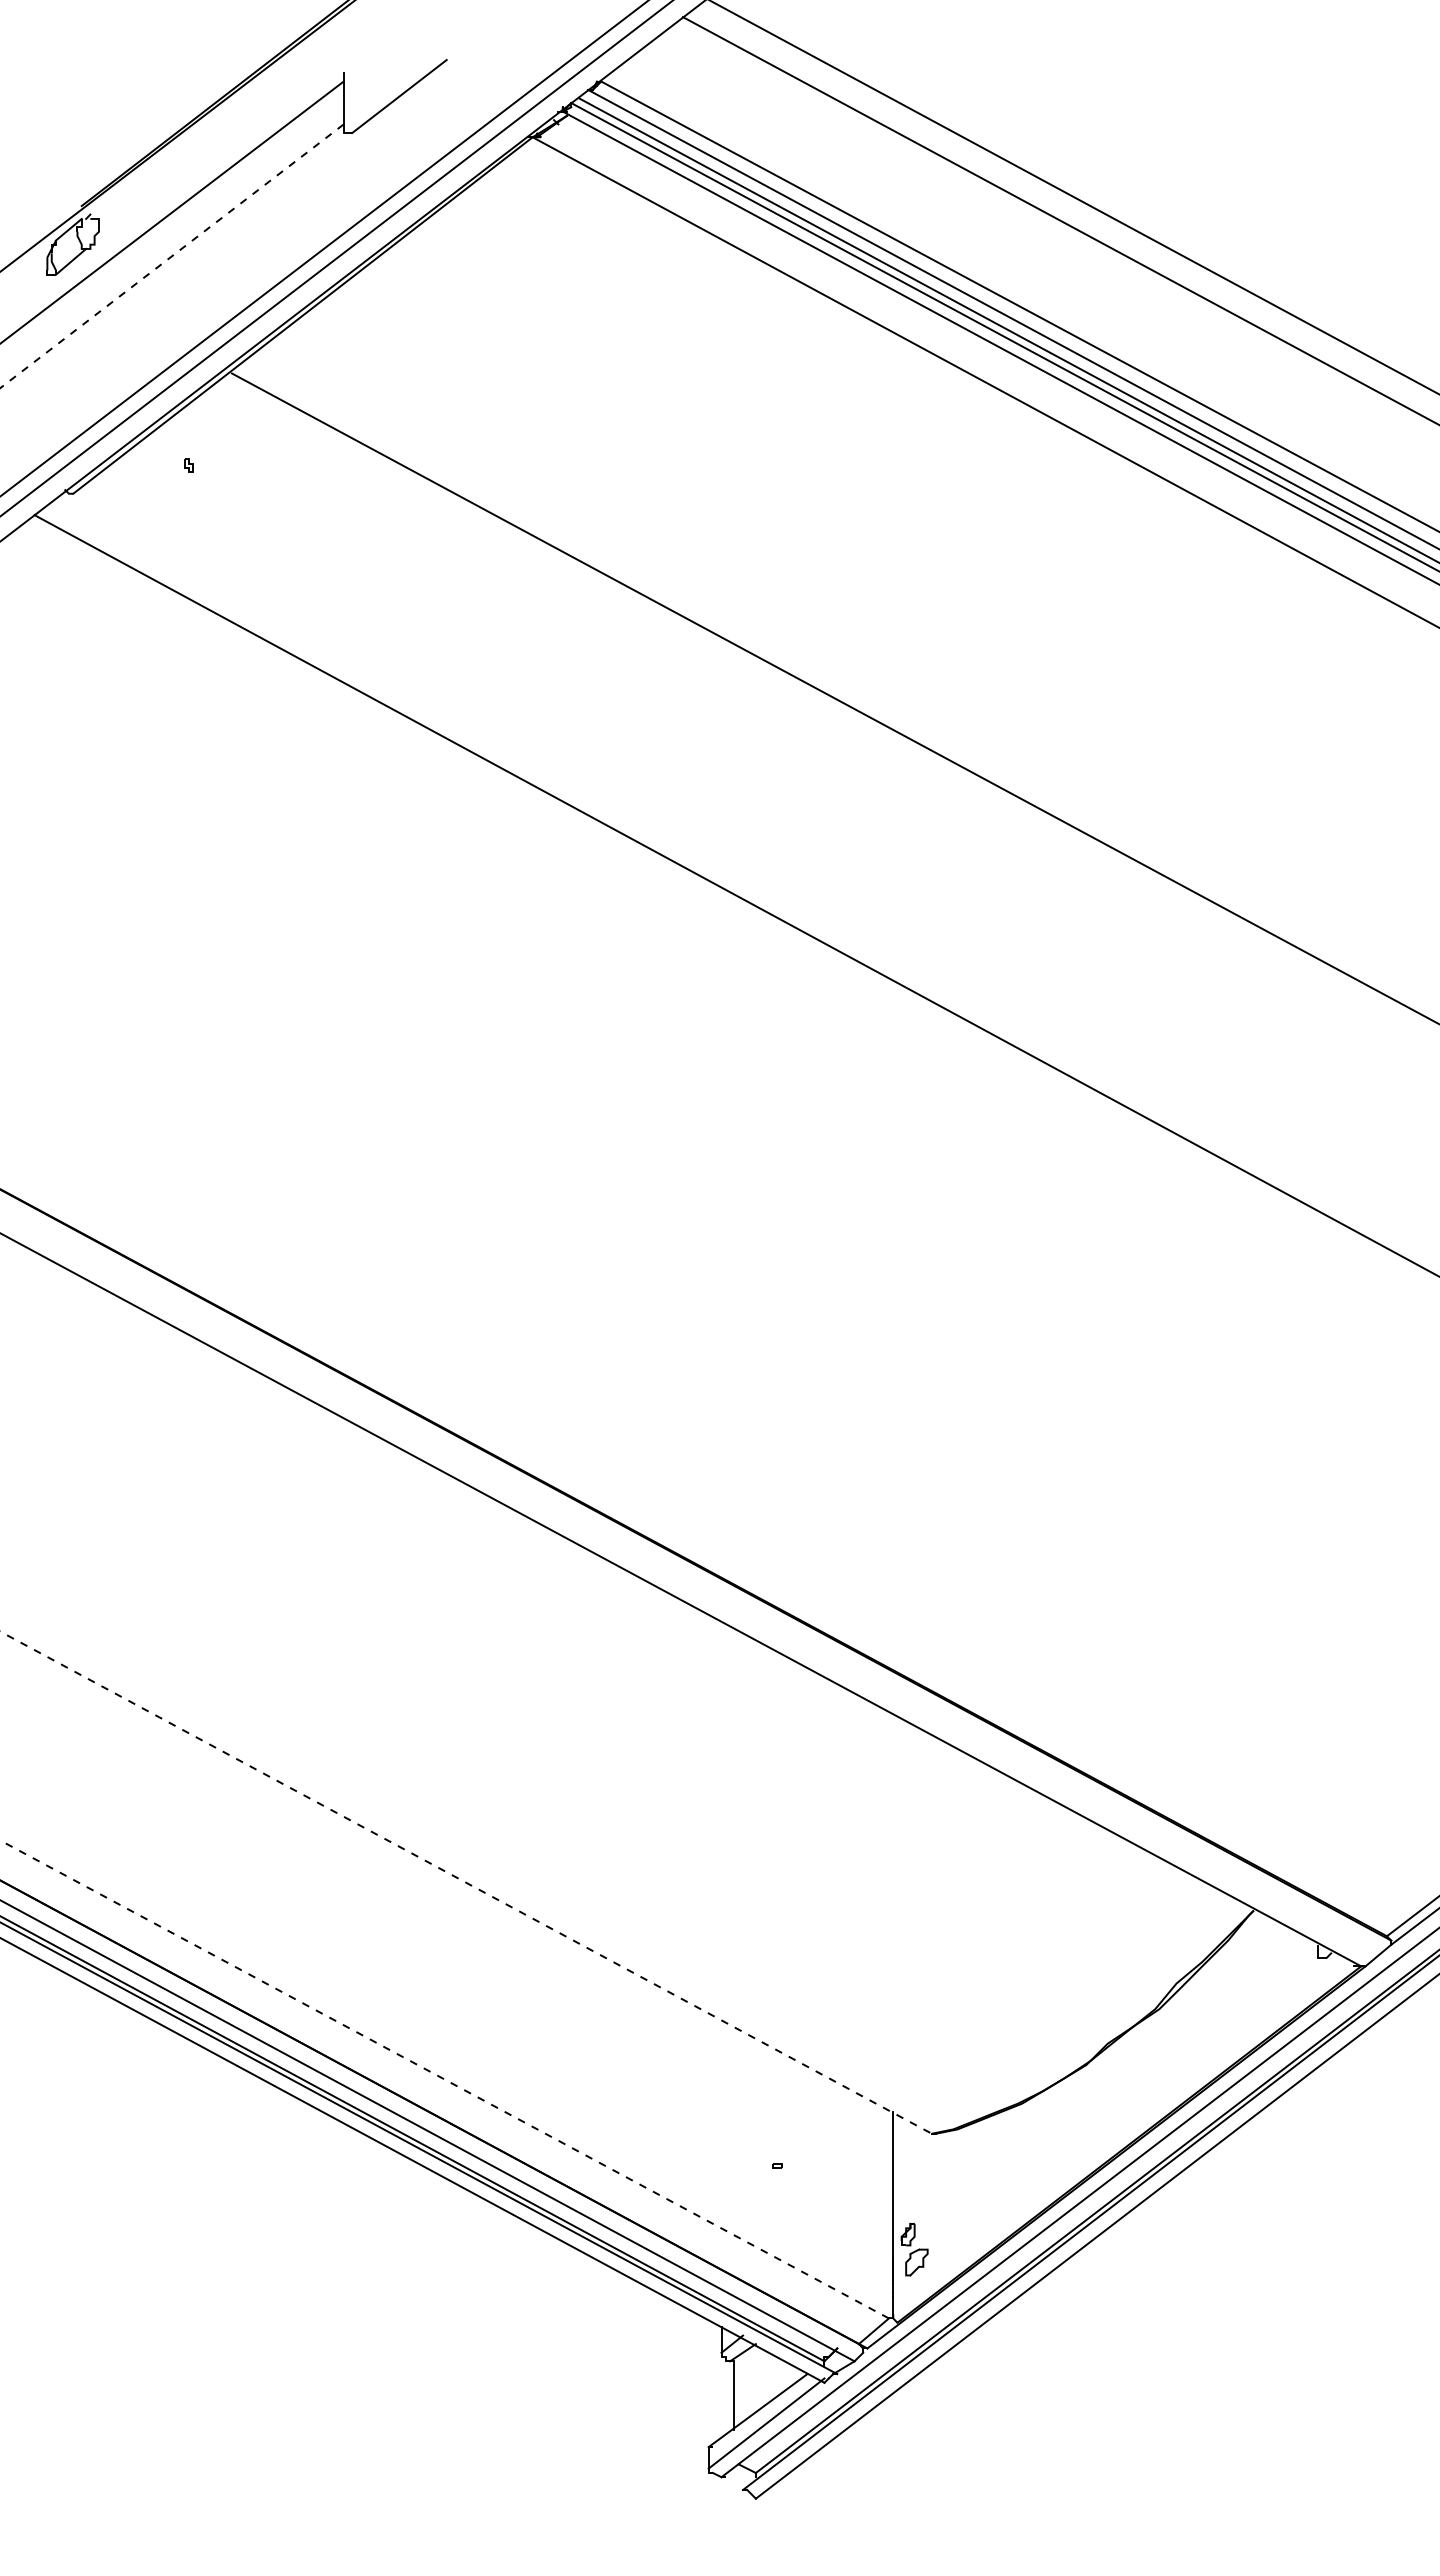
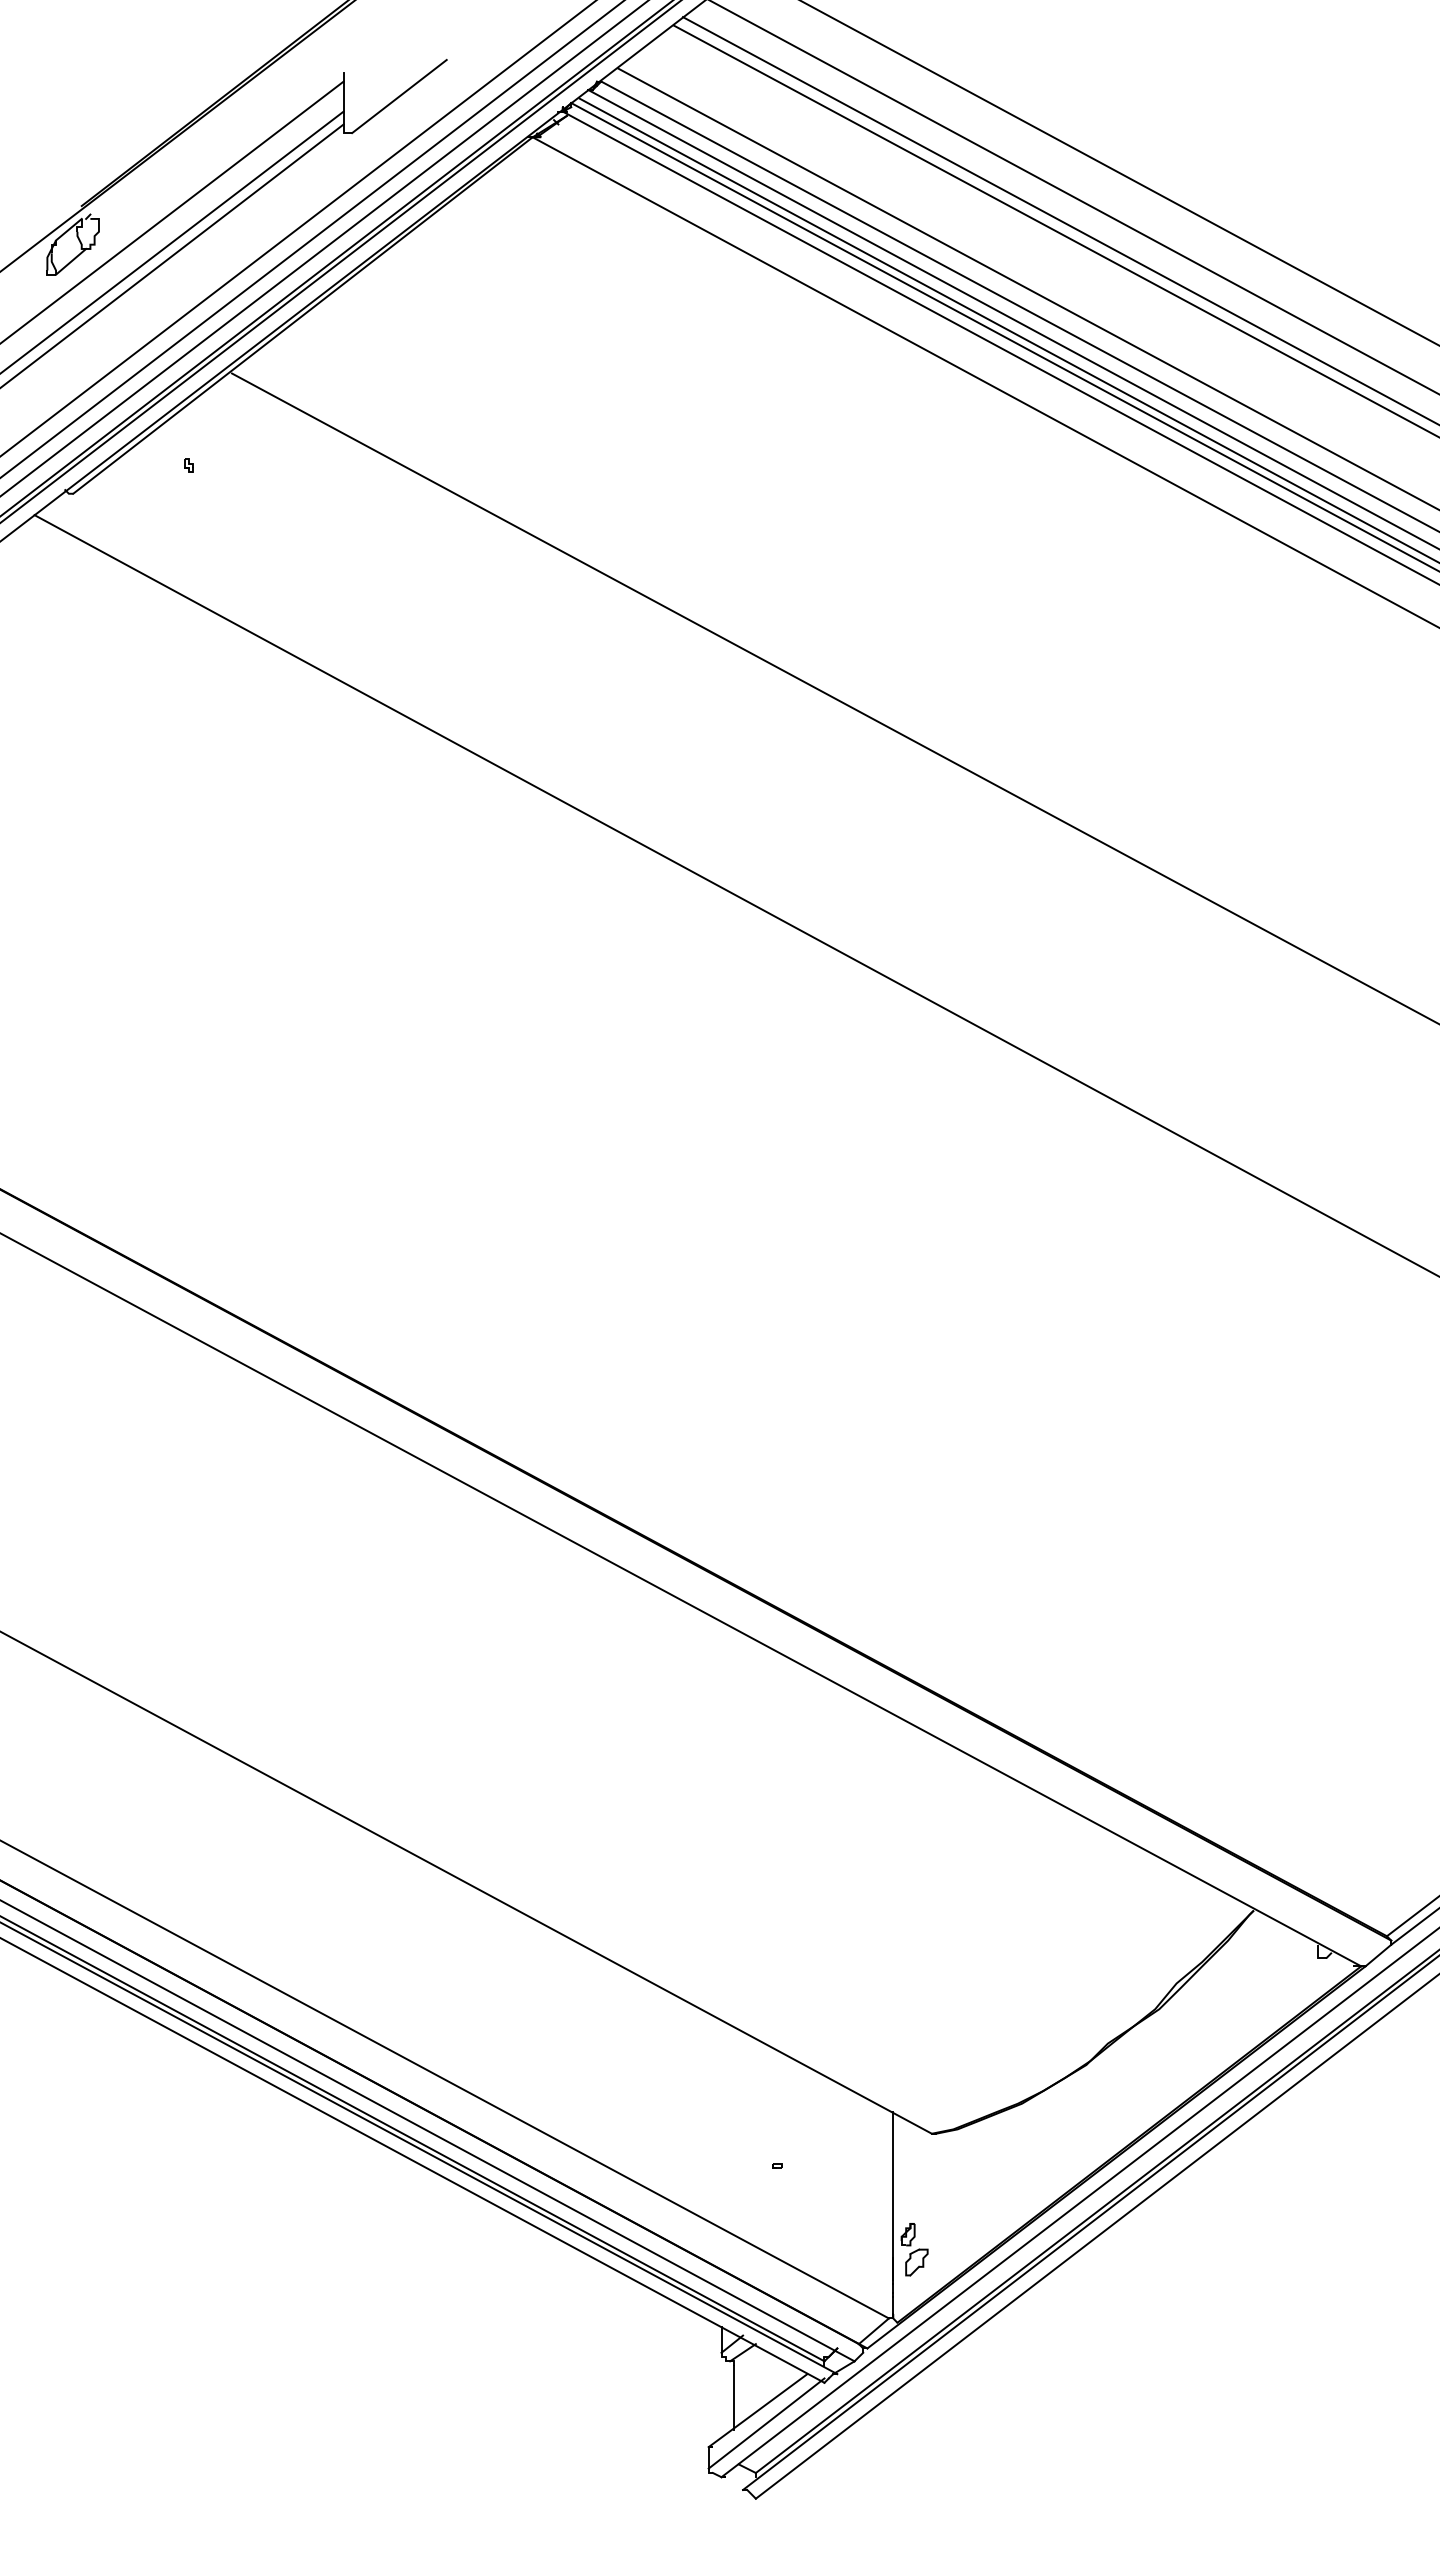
line: none -> present (1119, 172)
line: none -> present (297, 228)
line: none -> present (1055, 230)
line: none -> present (312, 239)
line: none -> present (172, 241)
line: dashed -> solid (171, 256)
line: none -> present (340, 261)
line: none -> present (1027, 288)
line: dashed -> solid (466, 1882)
line: dashed -> solid (444, 2079)
